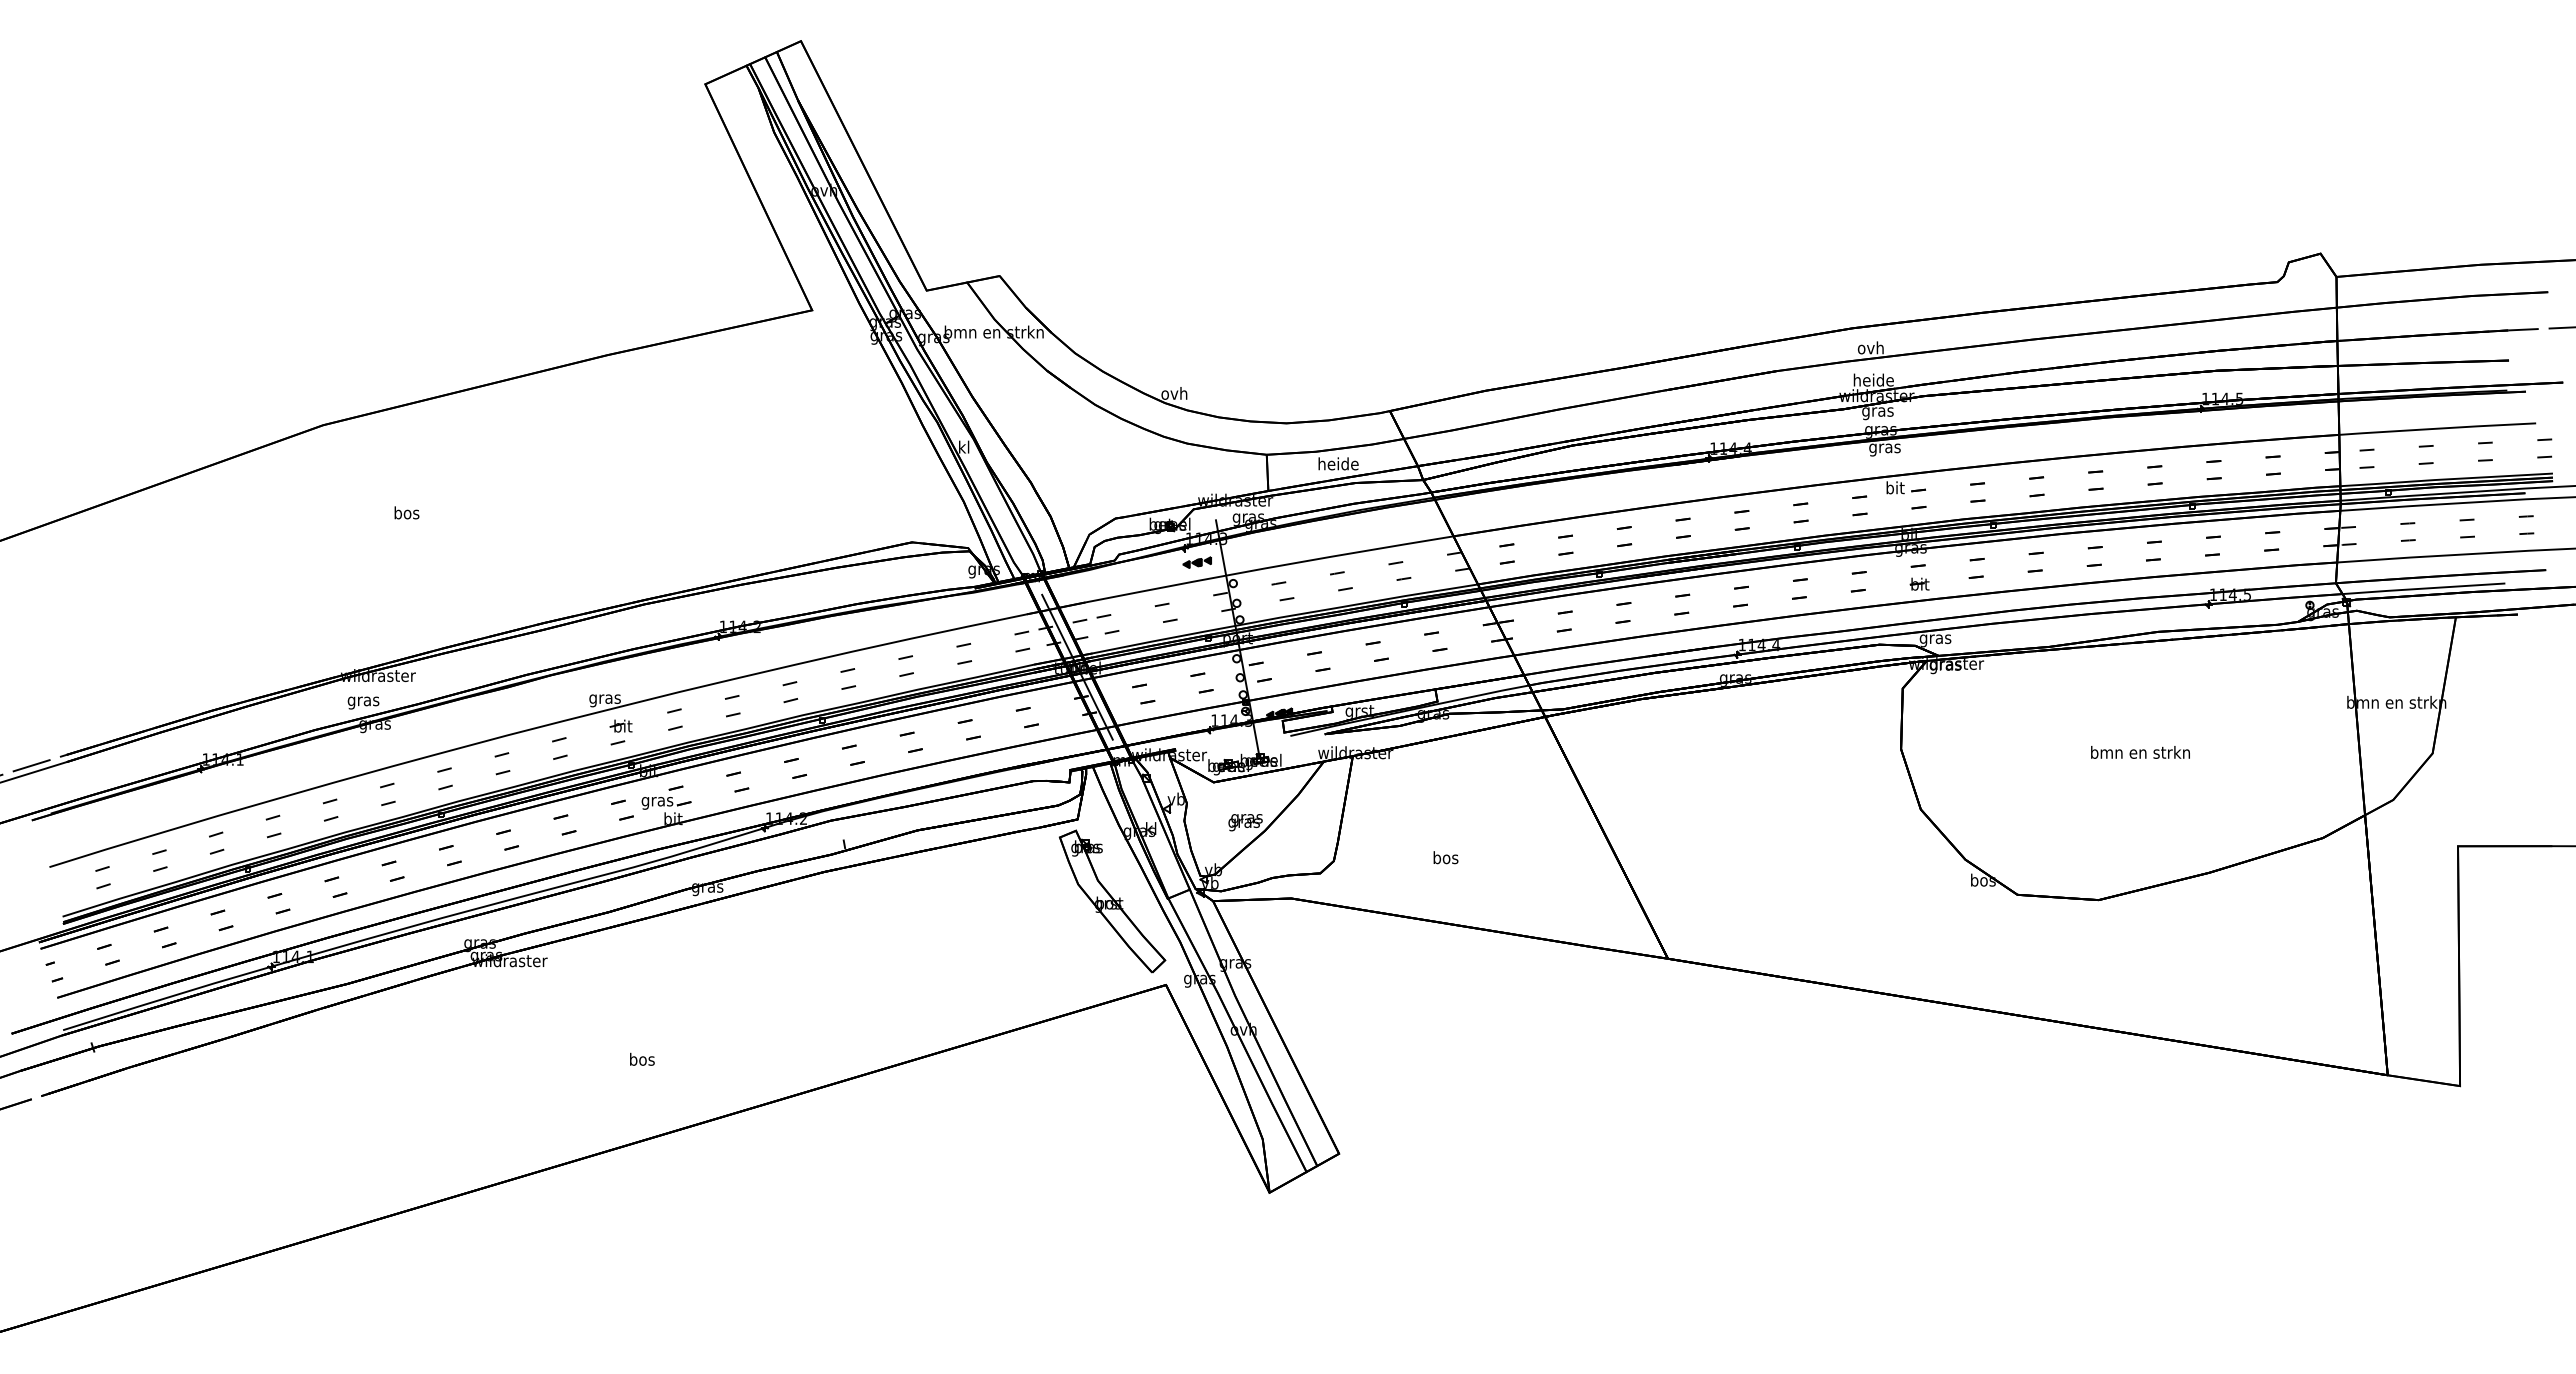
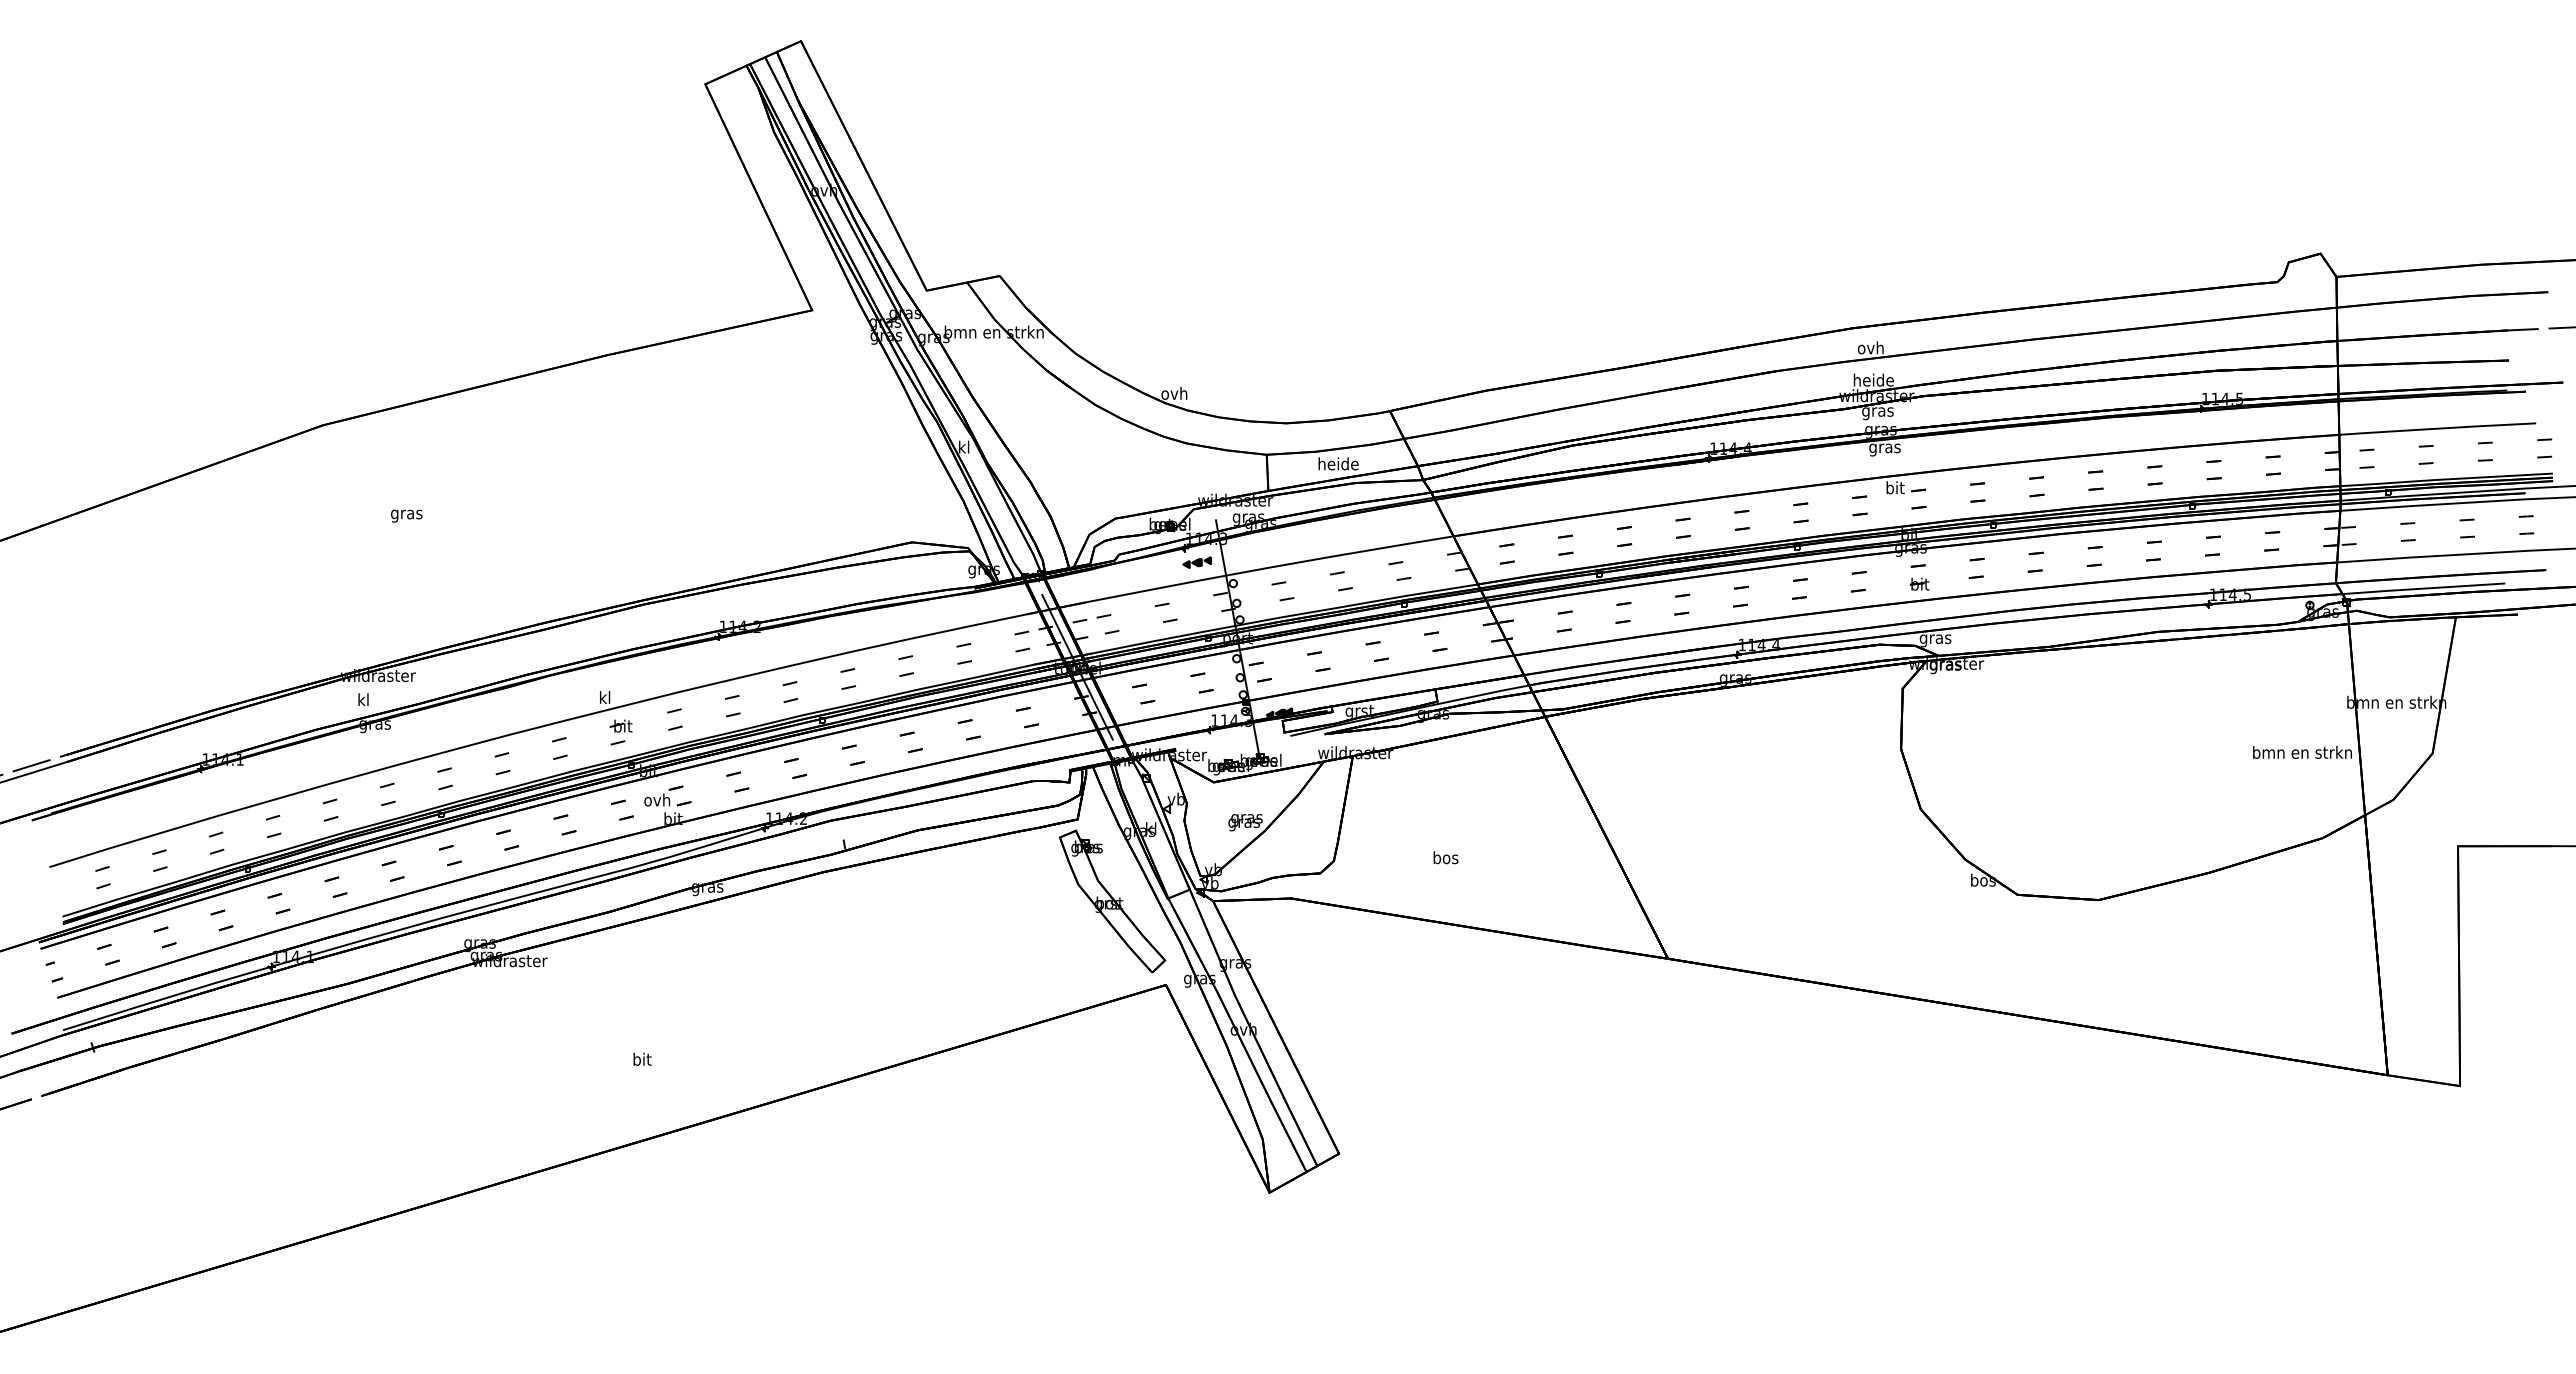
text: bos -> gras (406, 514)
text: gras -> kl (604, 699)
text: gras -> kl (363, 701)
text position: (2140, 752) -> (2302, 752) (2302, 752)
text: gras -> ovh (657, 801)
text: bos -> bit (642, 1058)
